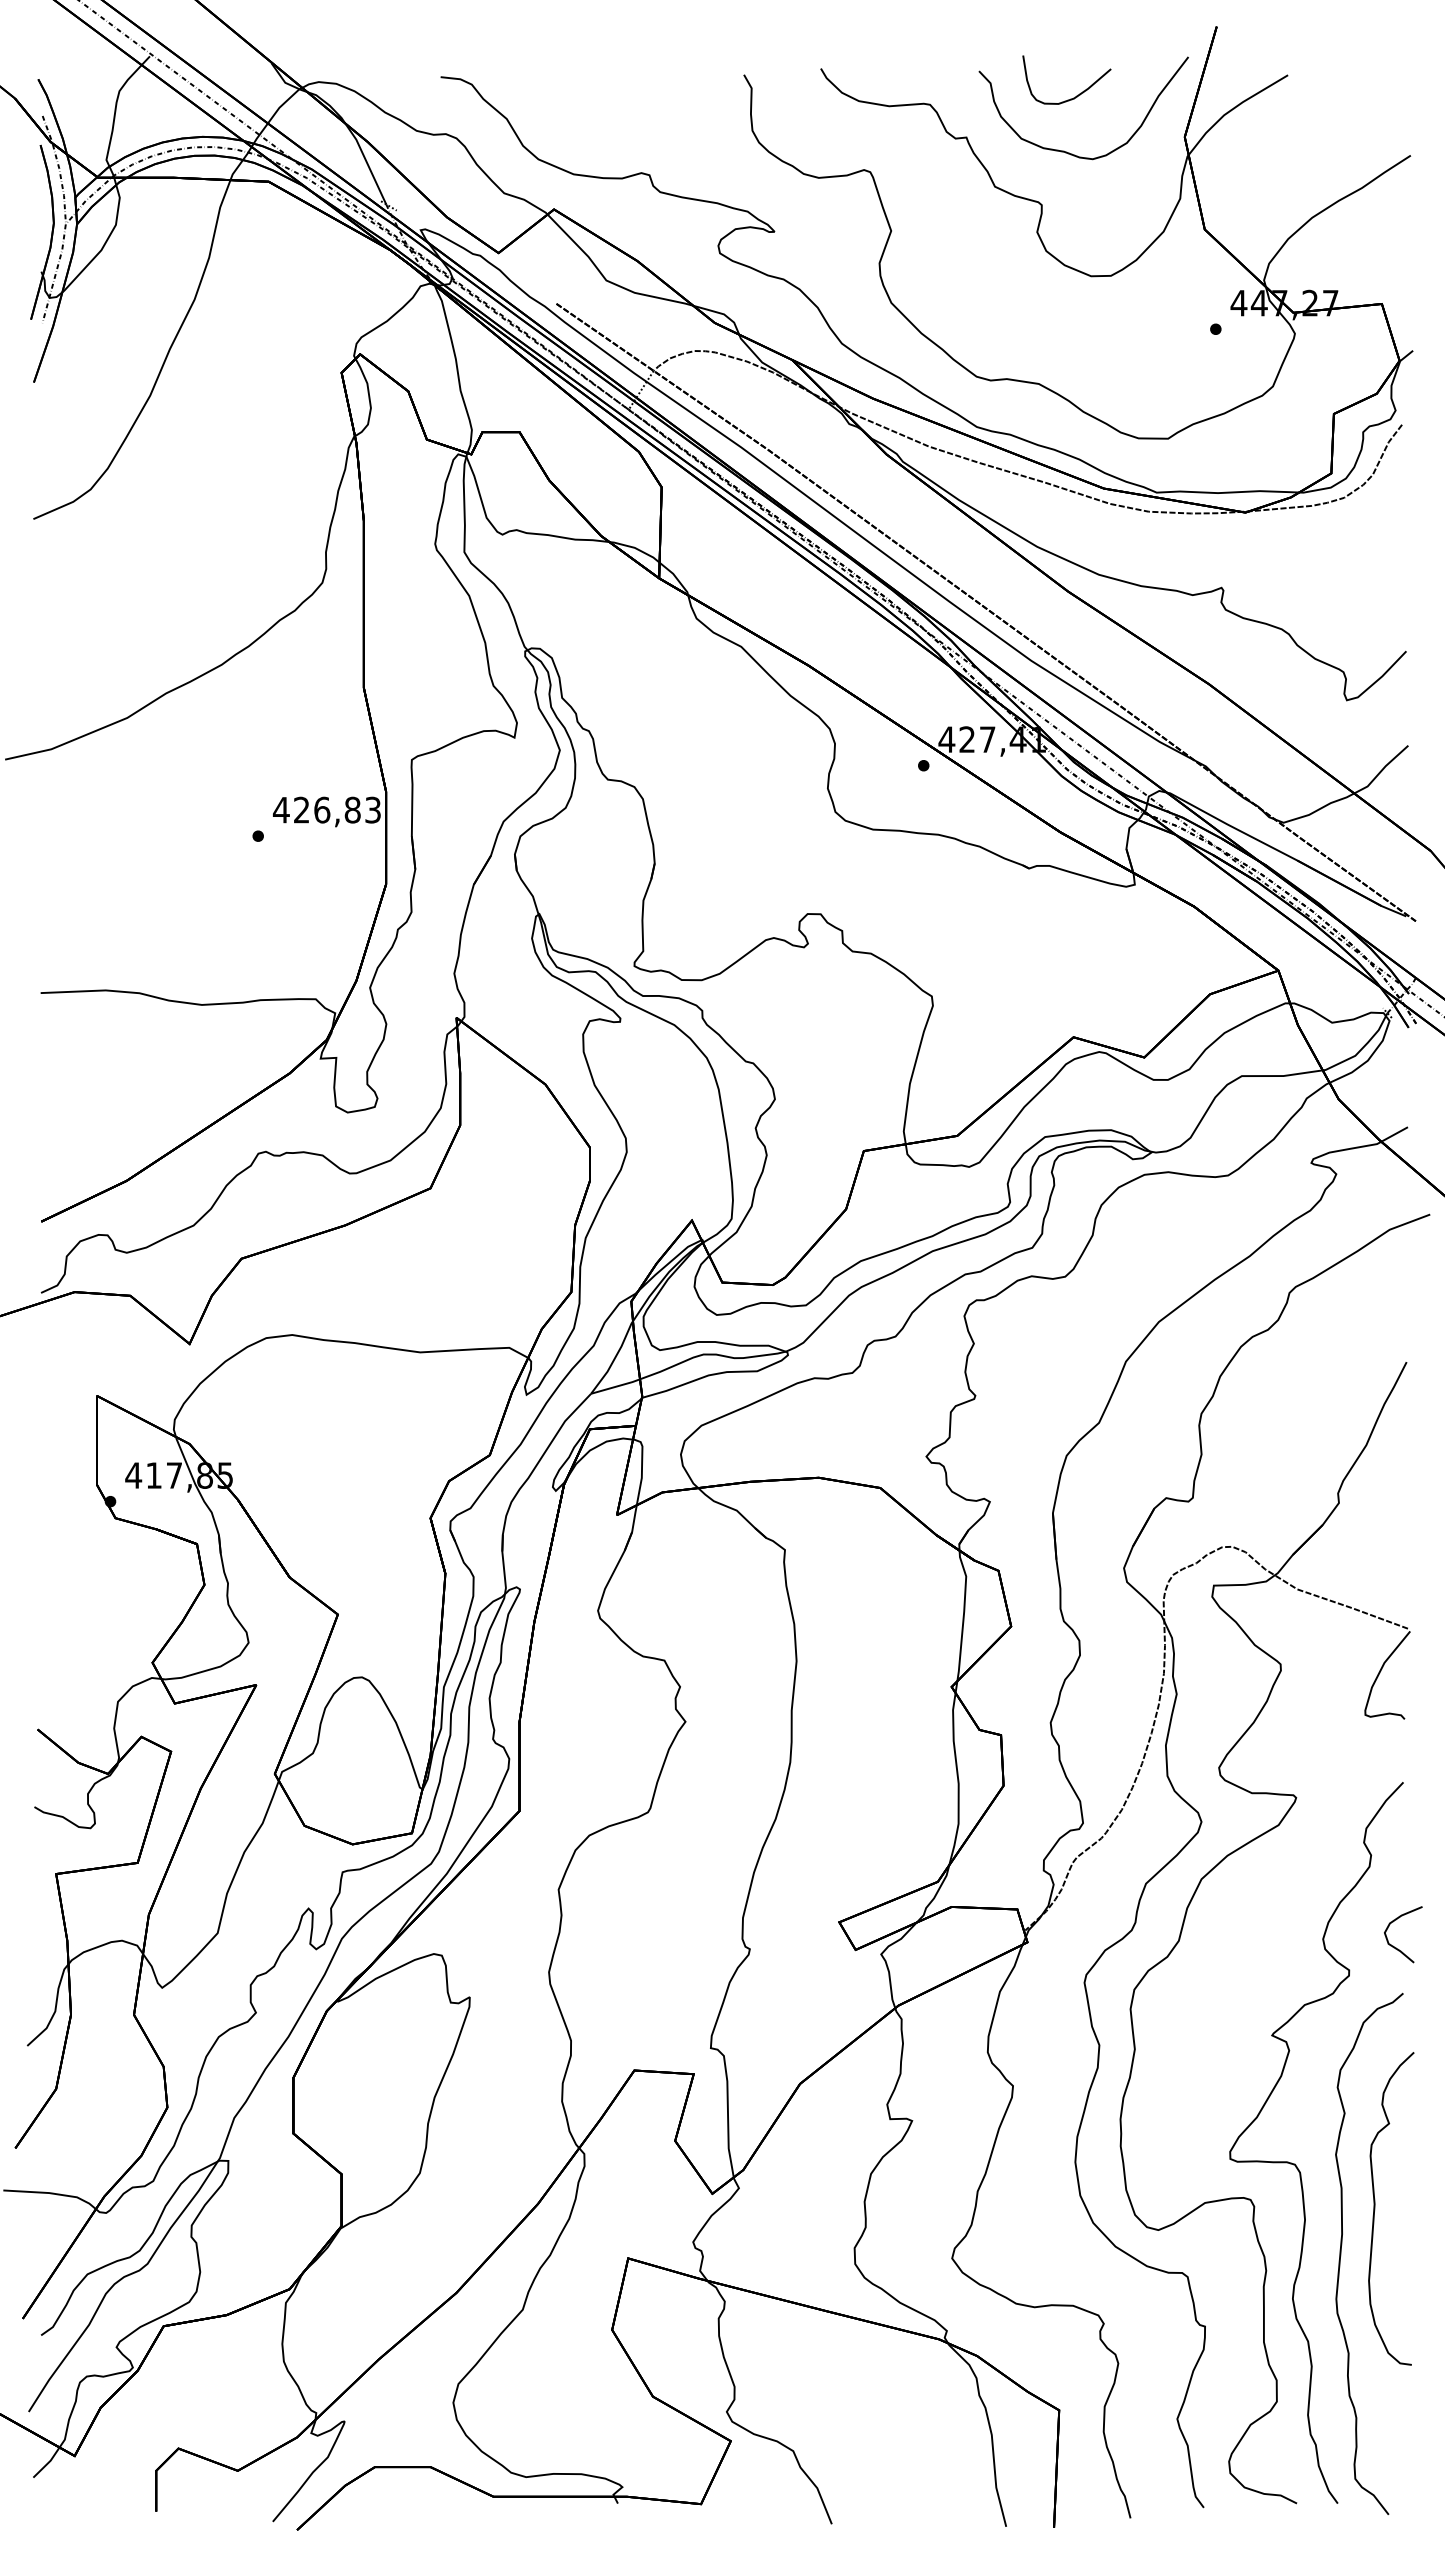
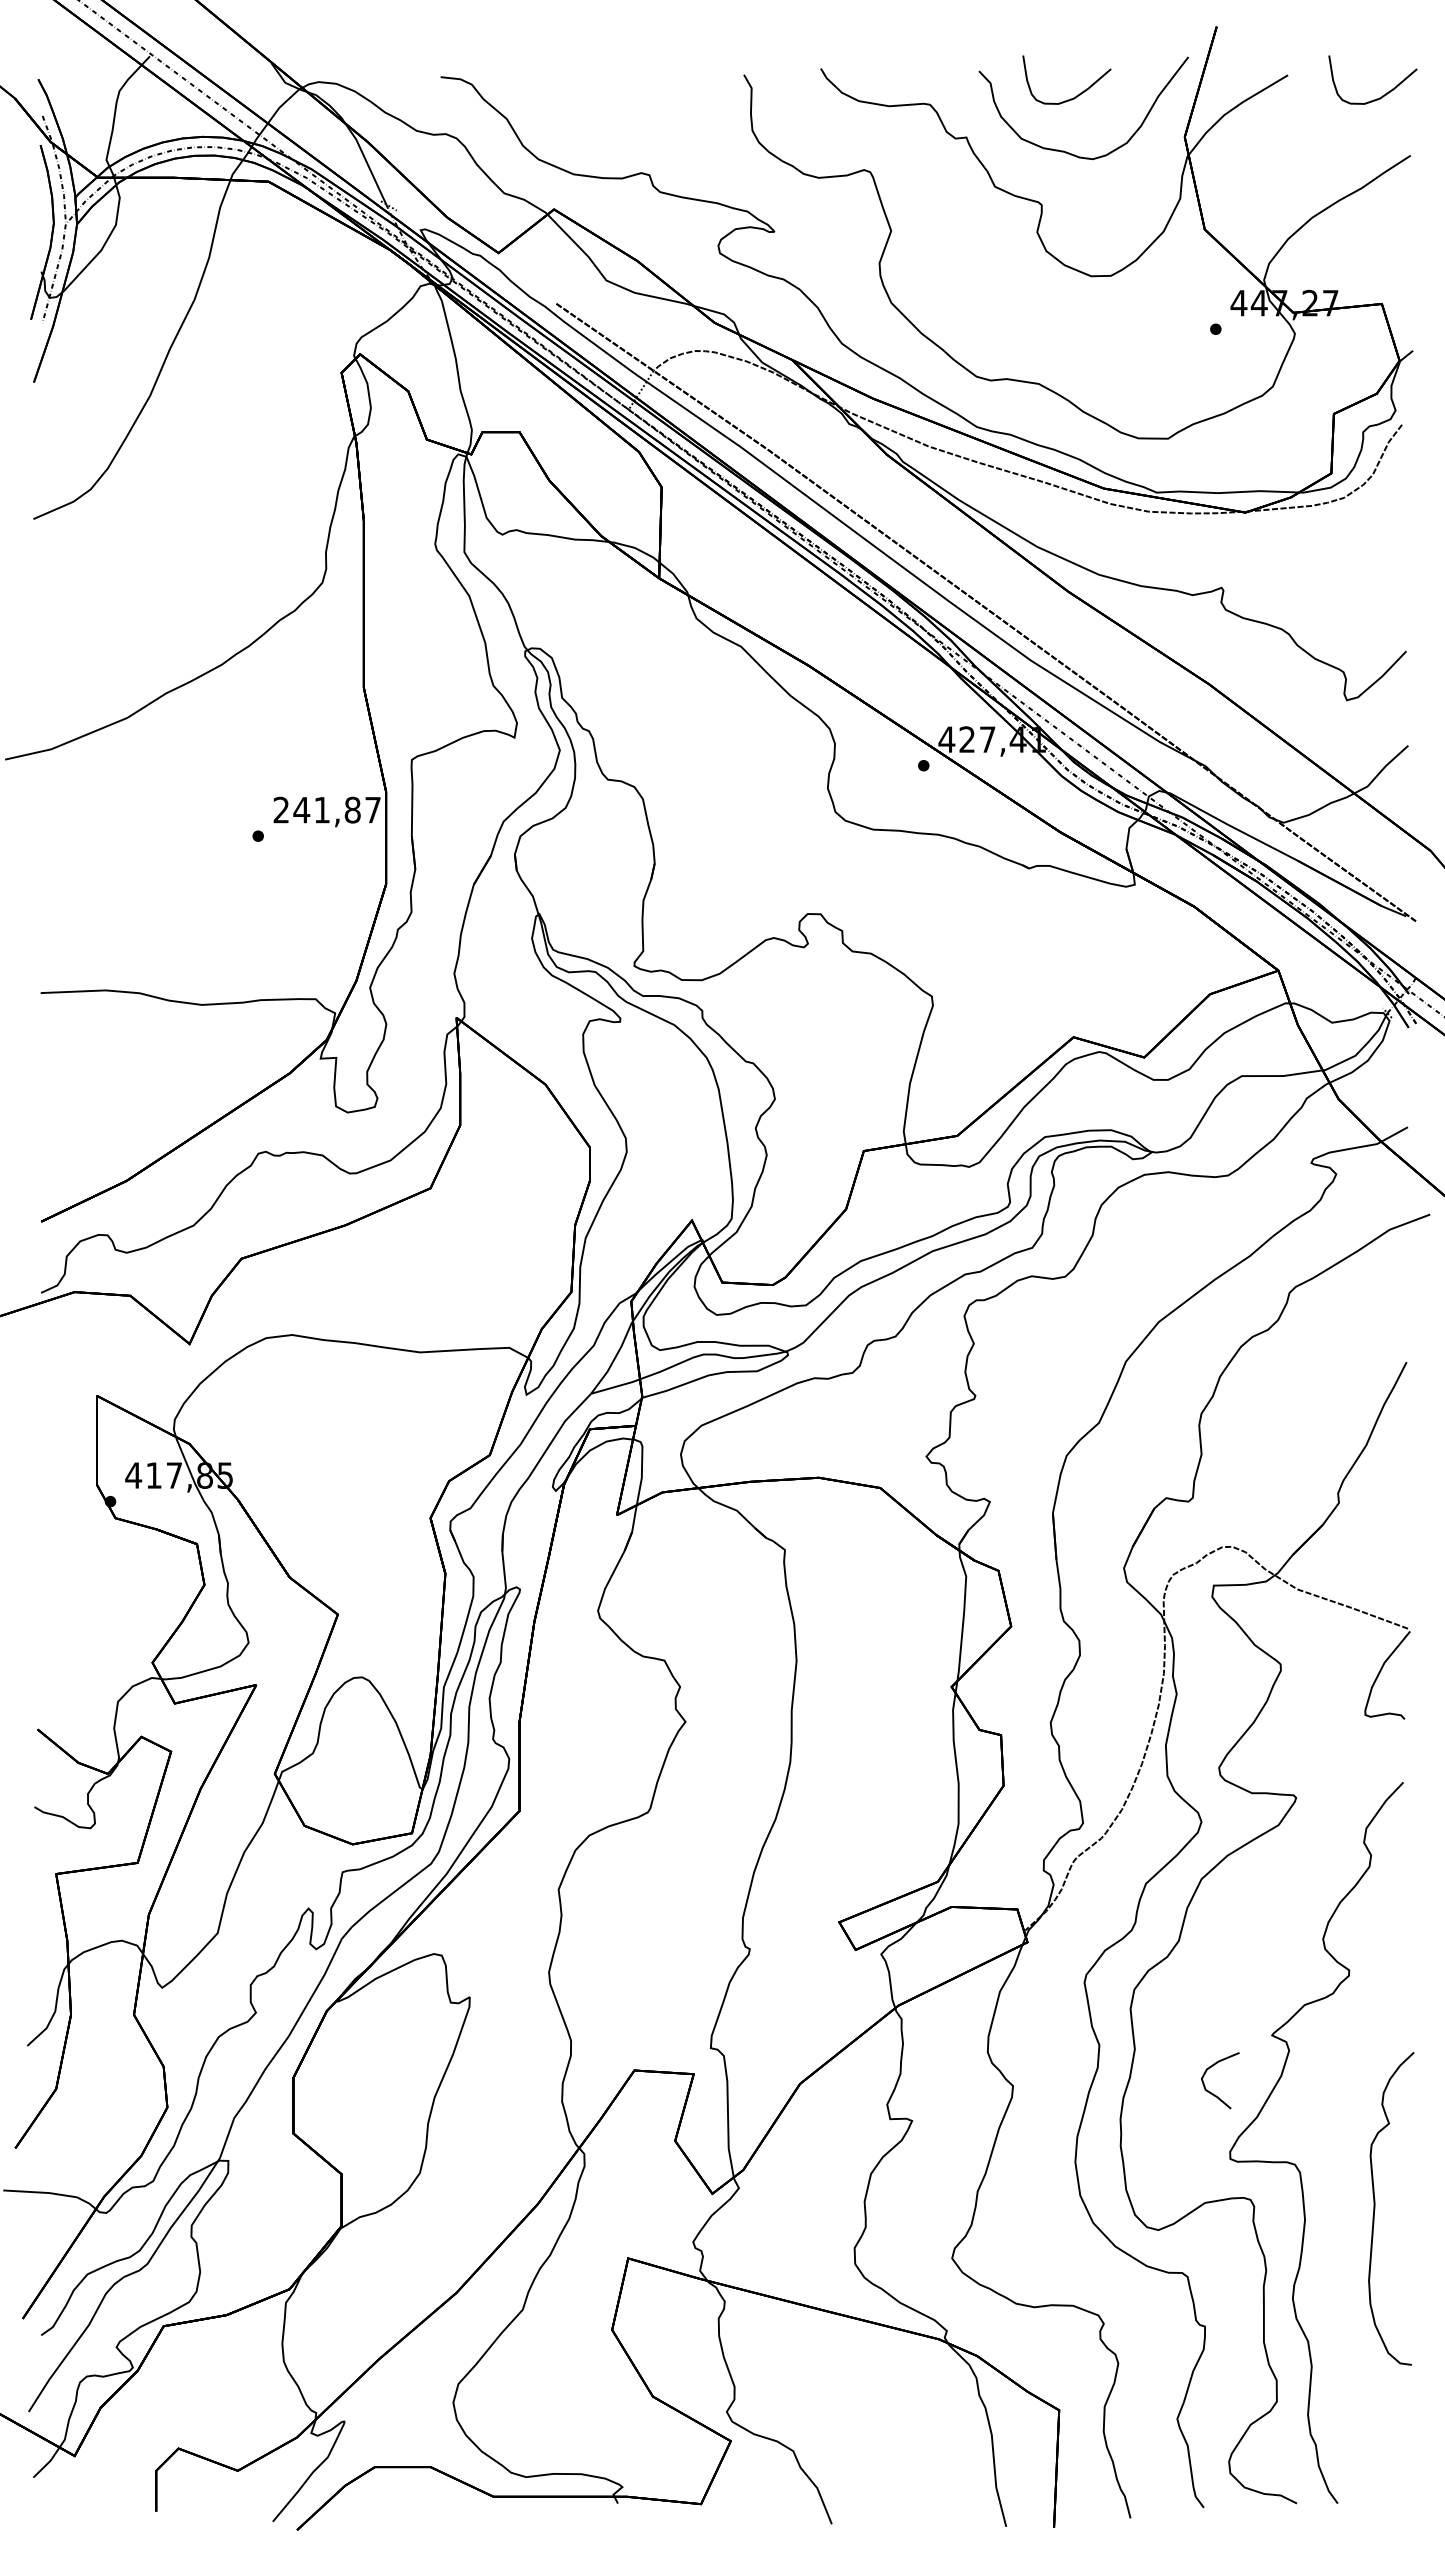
curve: none -> present (1382, 95)
text: 426,83 -> 241,87 (326, 809)
curve position: (1396, 1947) -> (1213, 2093) (1213, 2093)
curve: present -> none (1341, 2253)
